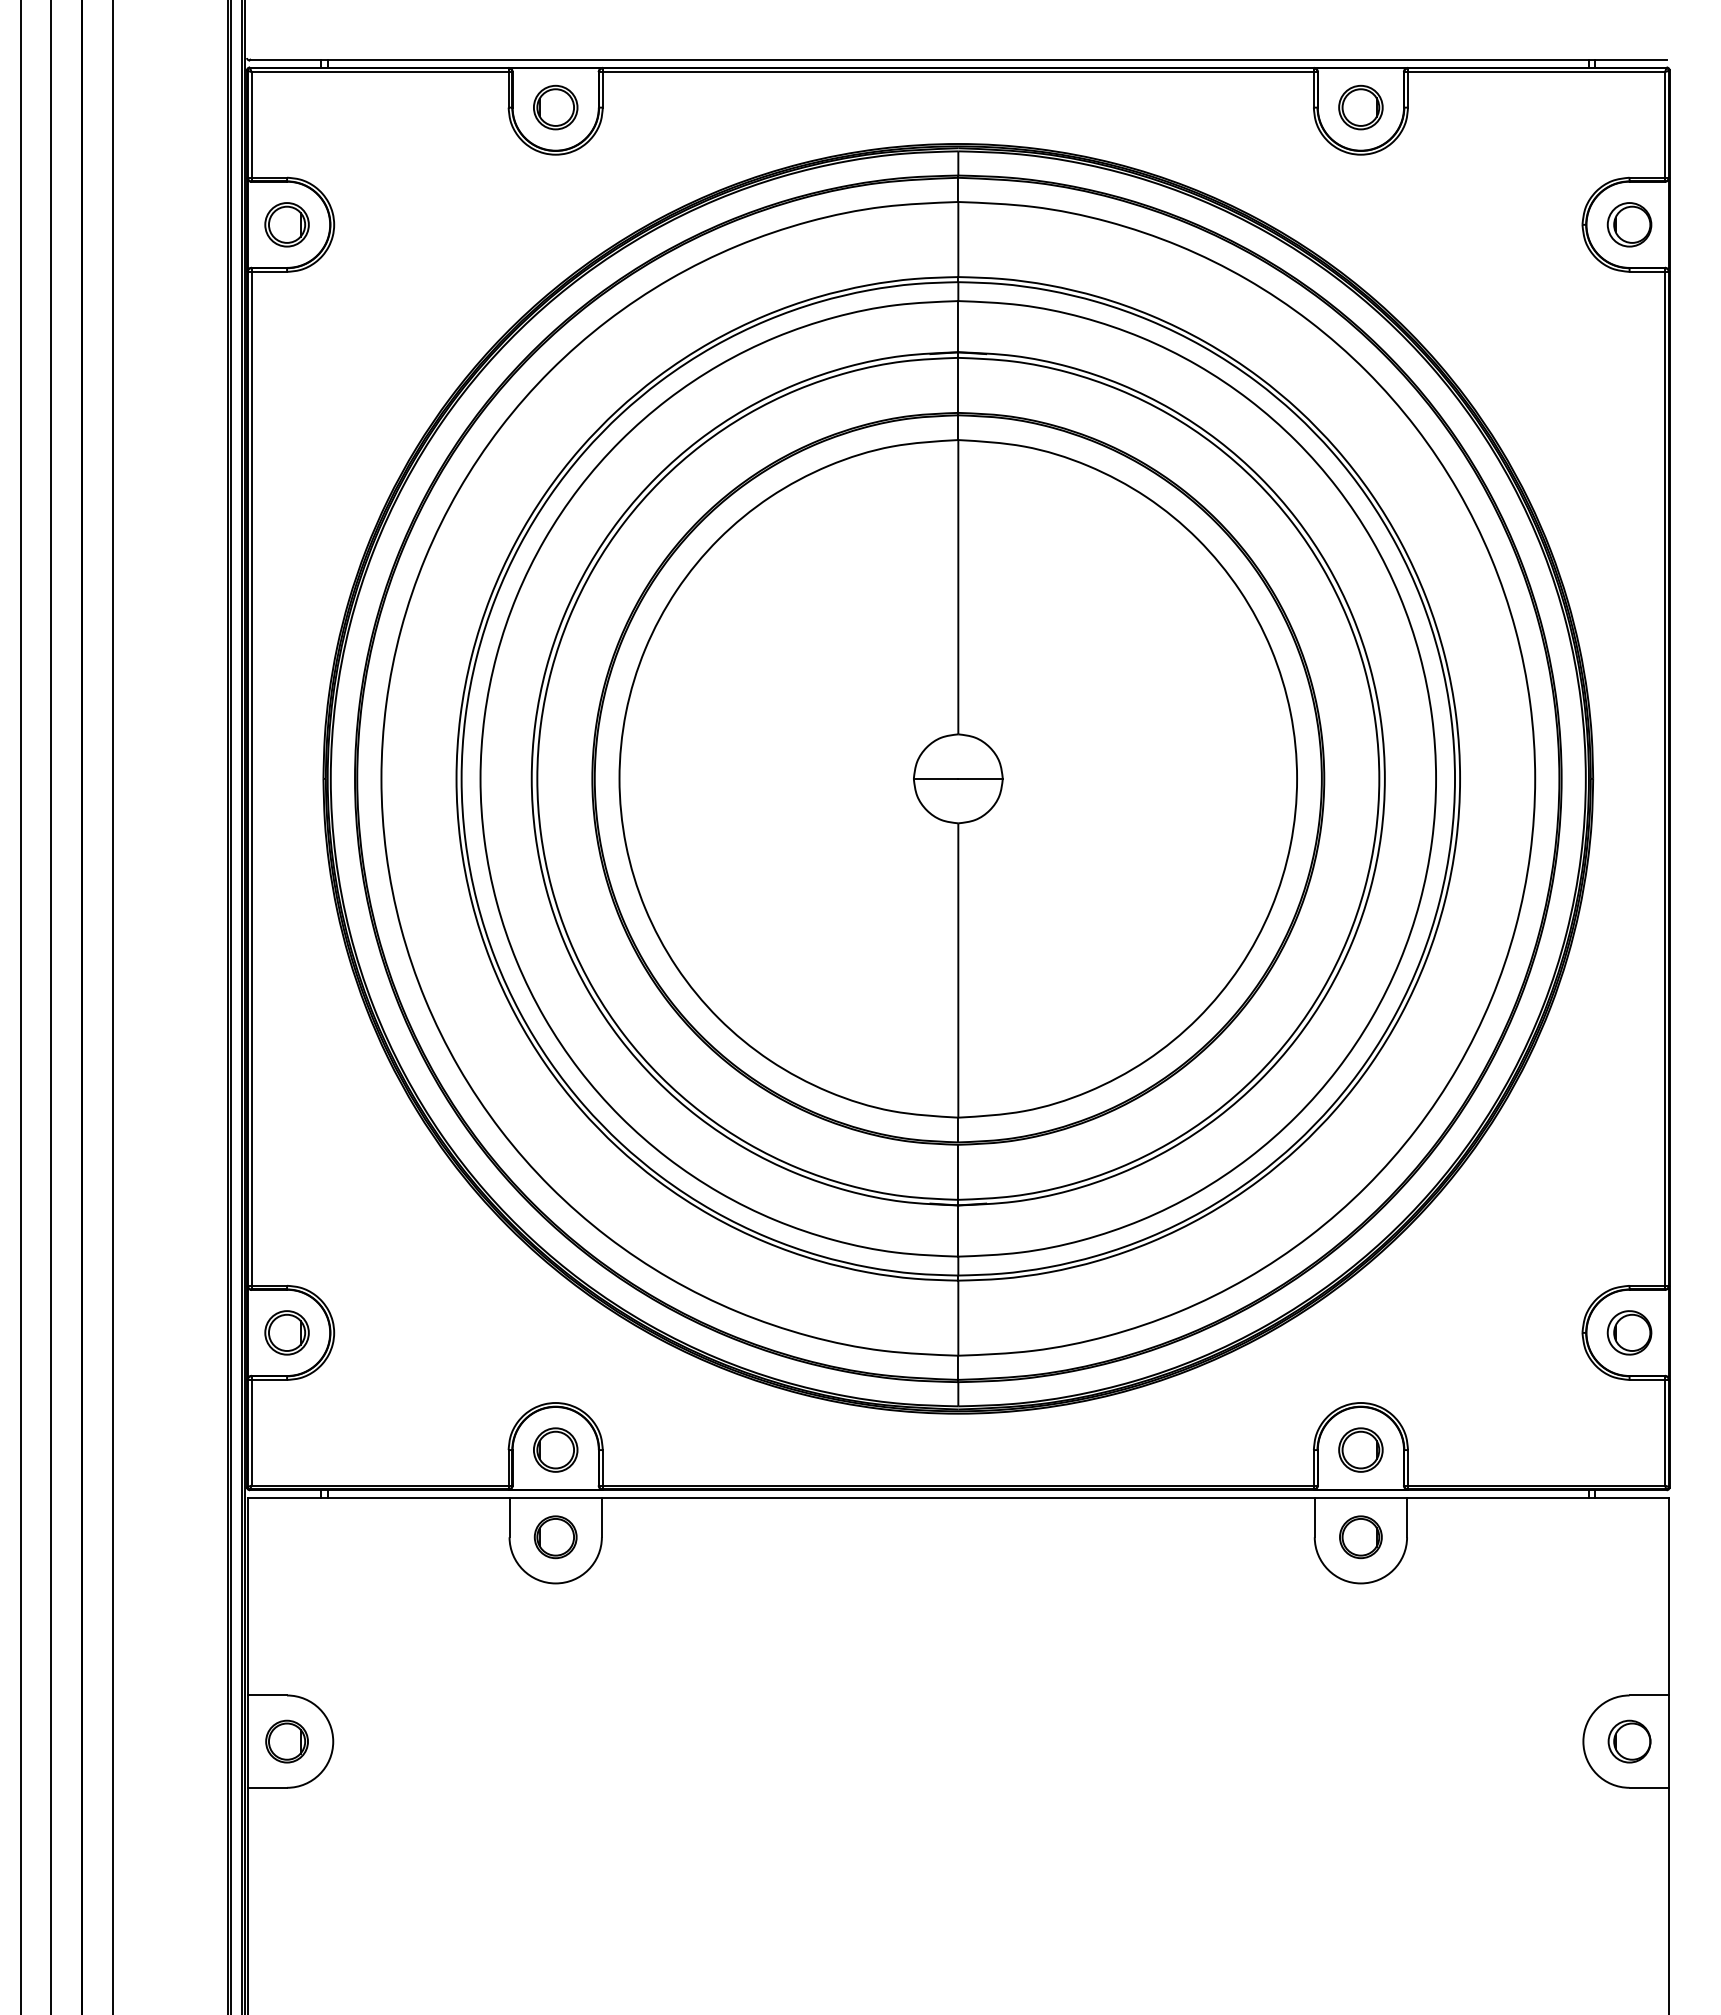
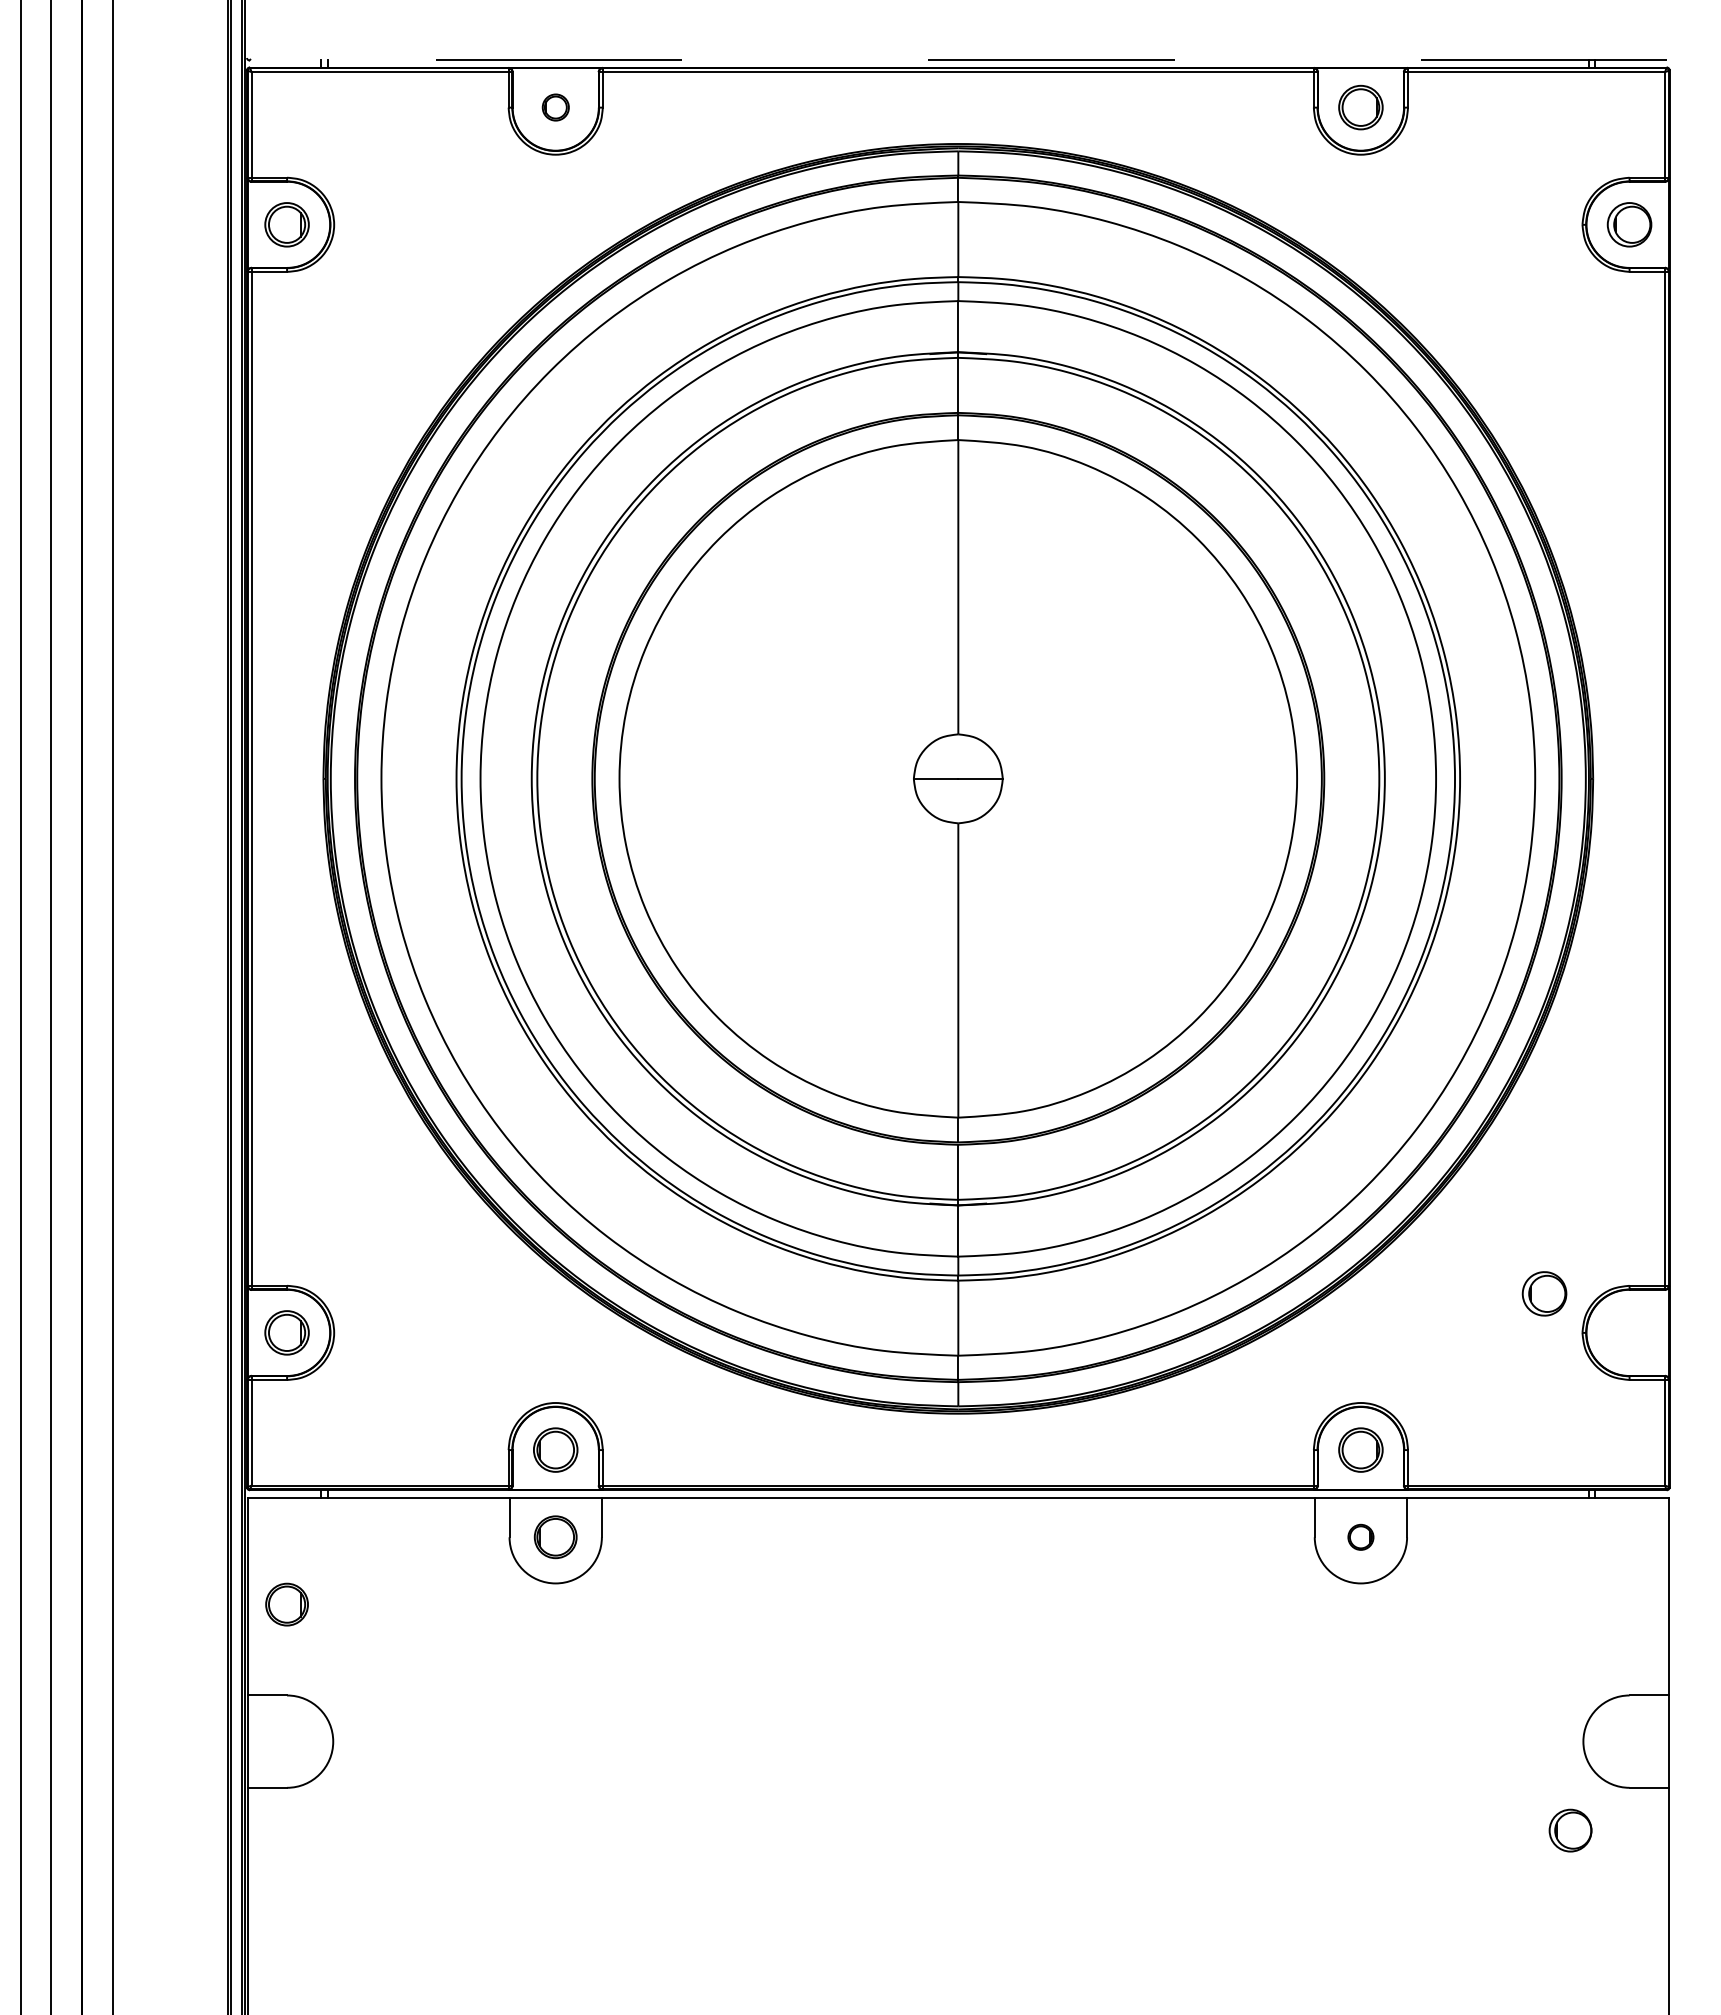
line: solid -> dashed (958, 60)
part size: 46x47 px -> 29x29 px (555, 107)
part position: (1629, 1332) -> (1544, 1293) (1544, 1293)
part size: 44x45 px -> 28x28 px (1360, 1536)
part position: (286, 1741) -> (286, 1604) (286, 1604)
part position: (1629, 1741) -> (1570, 1830) (1570, 1830)
